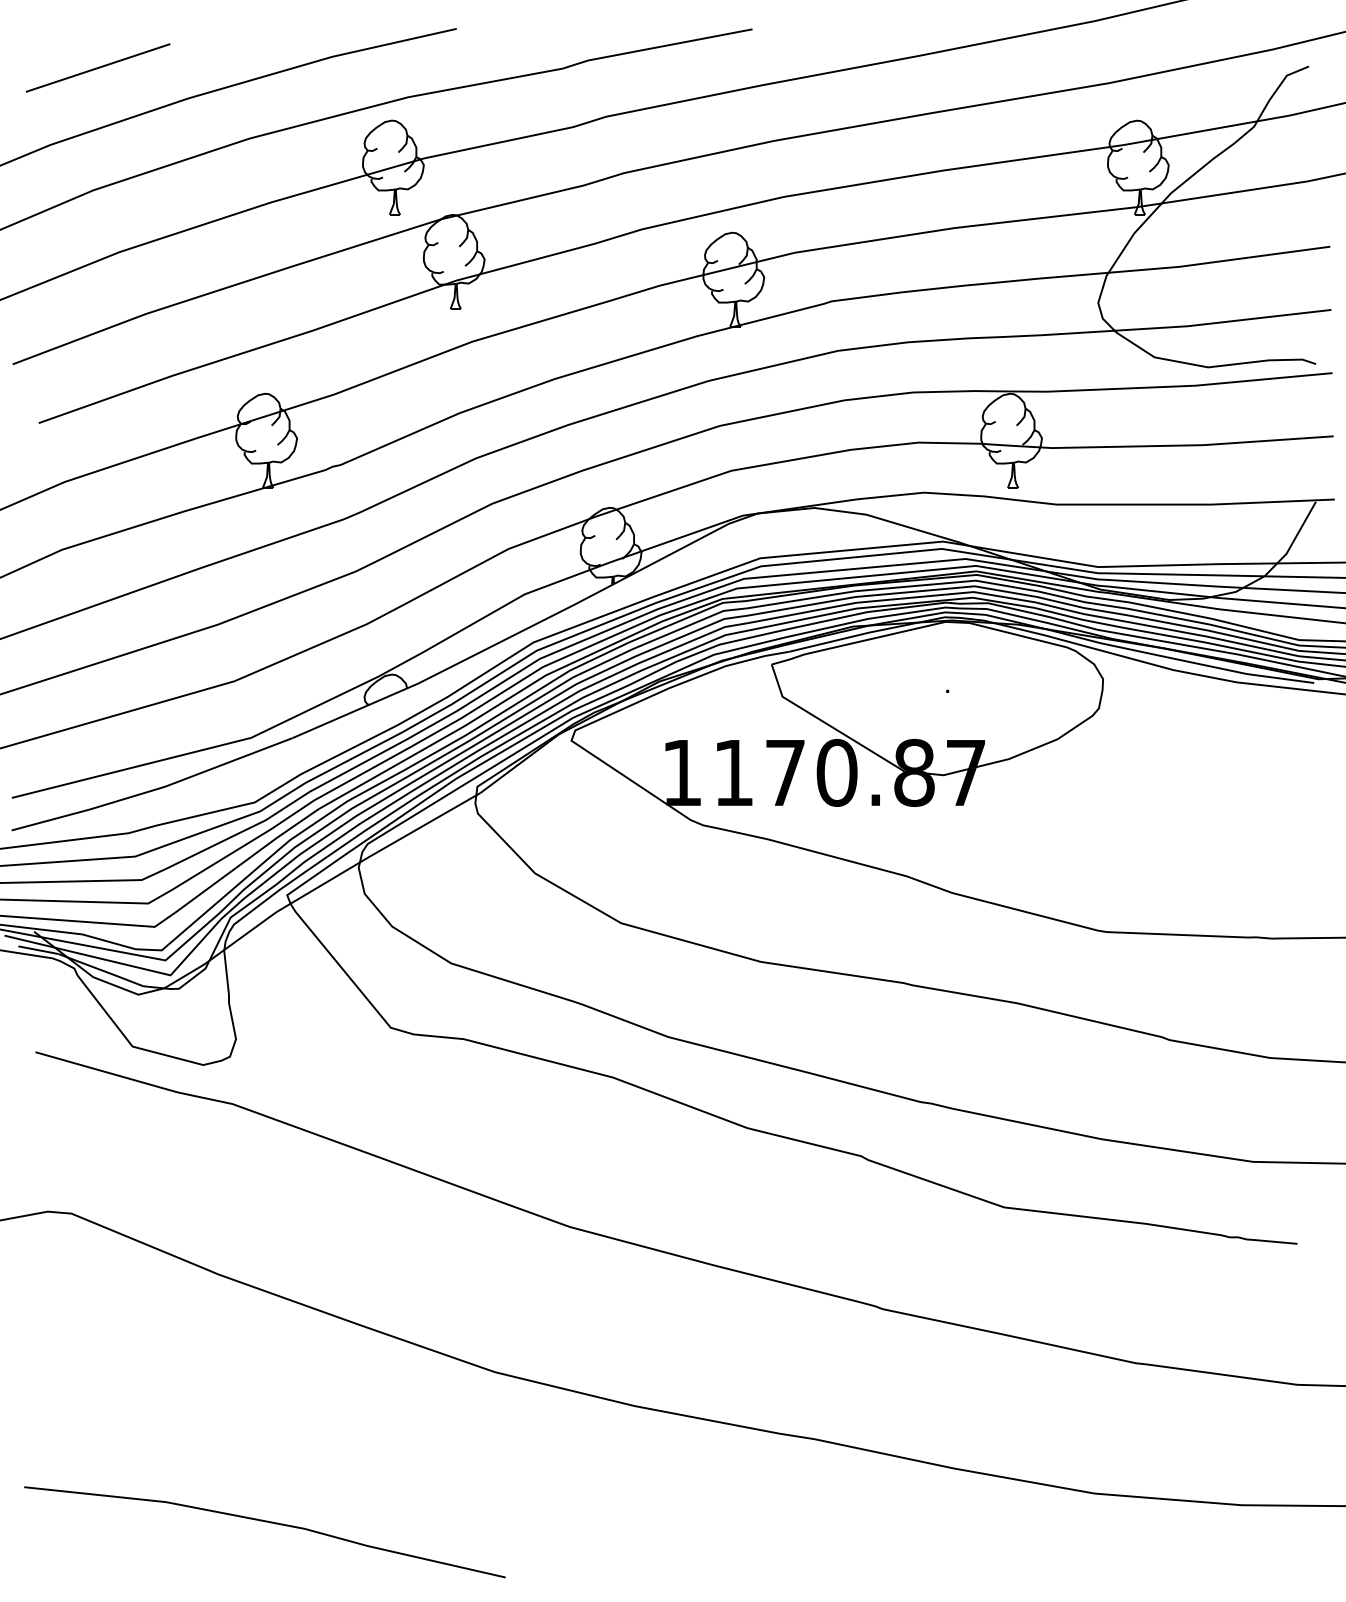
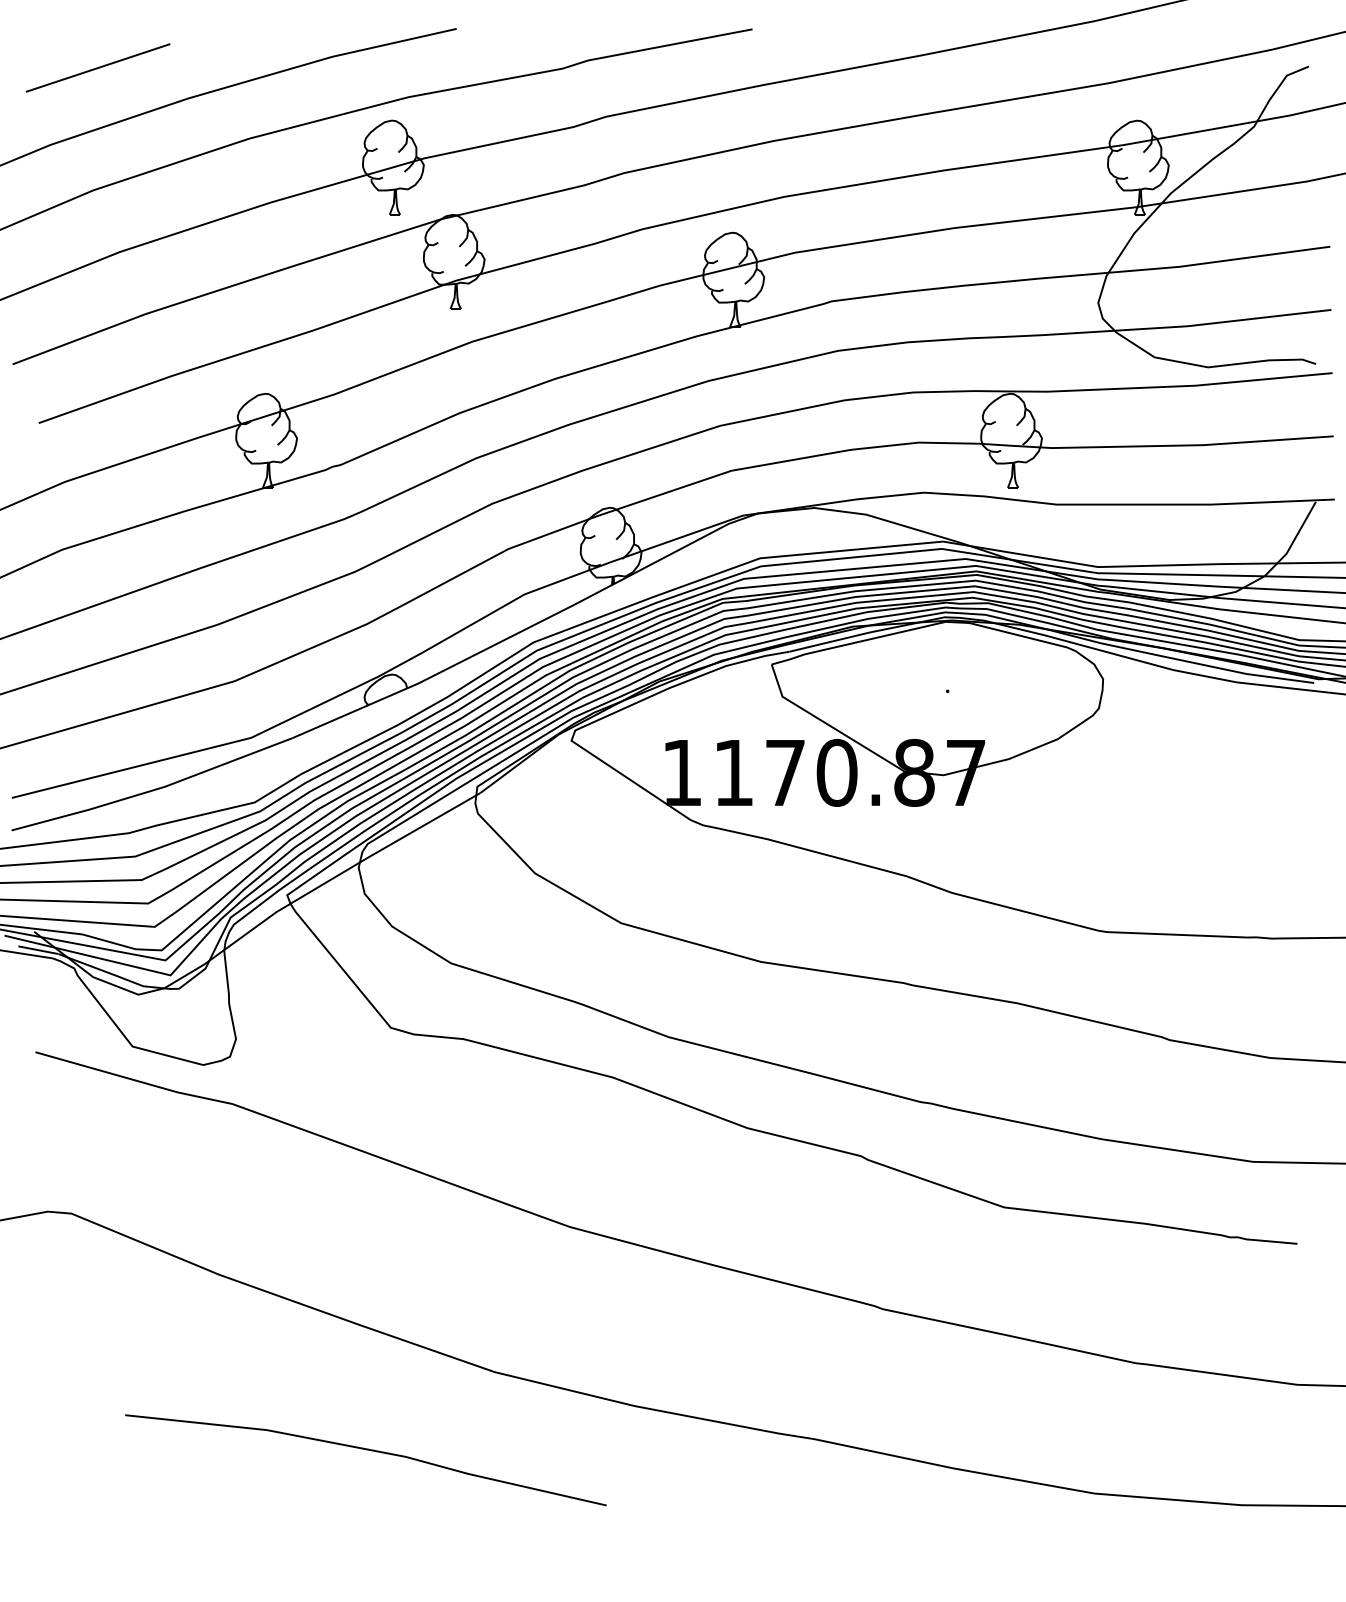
line position: (265, 1522) -> (366, 1450) (366, 1450)
